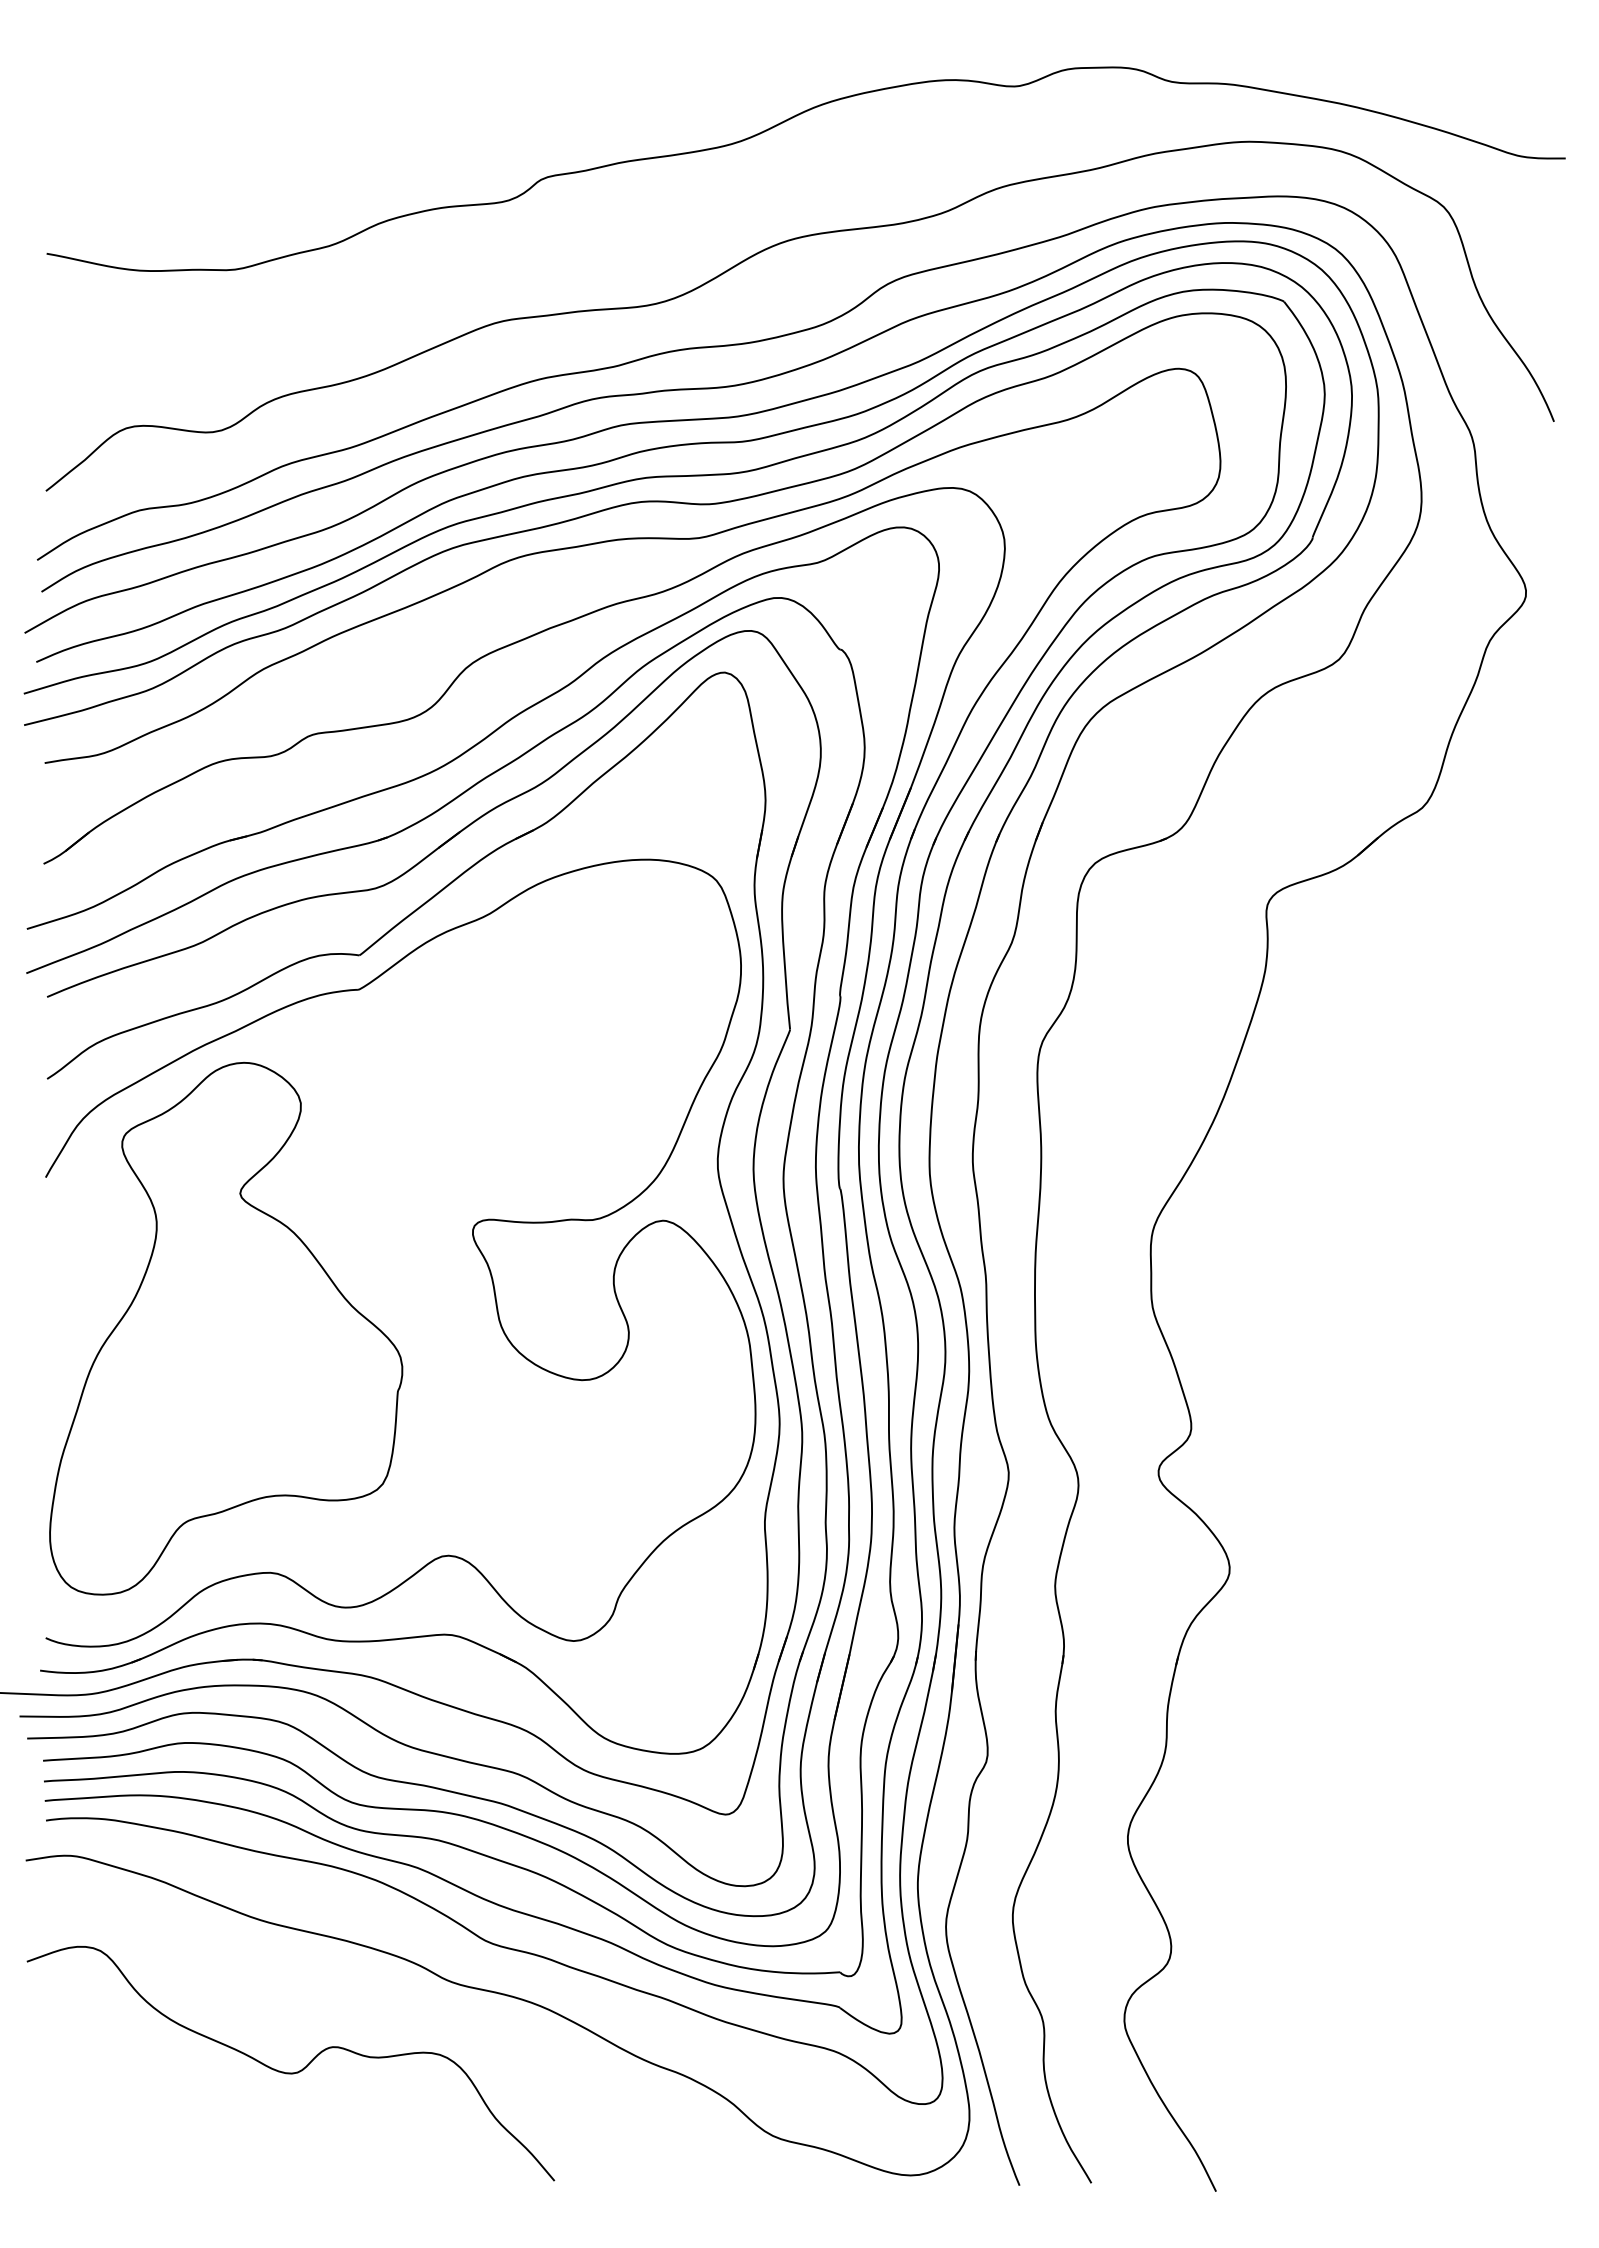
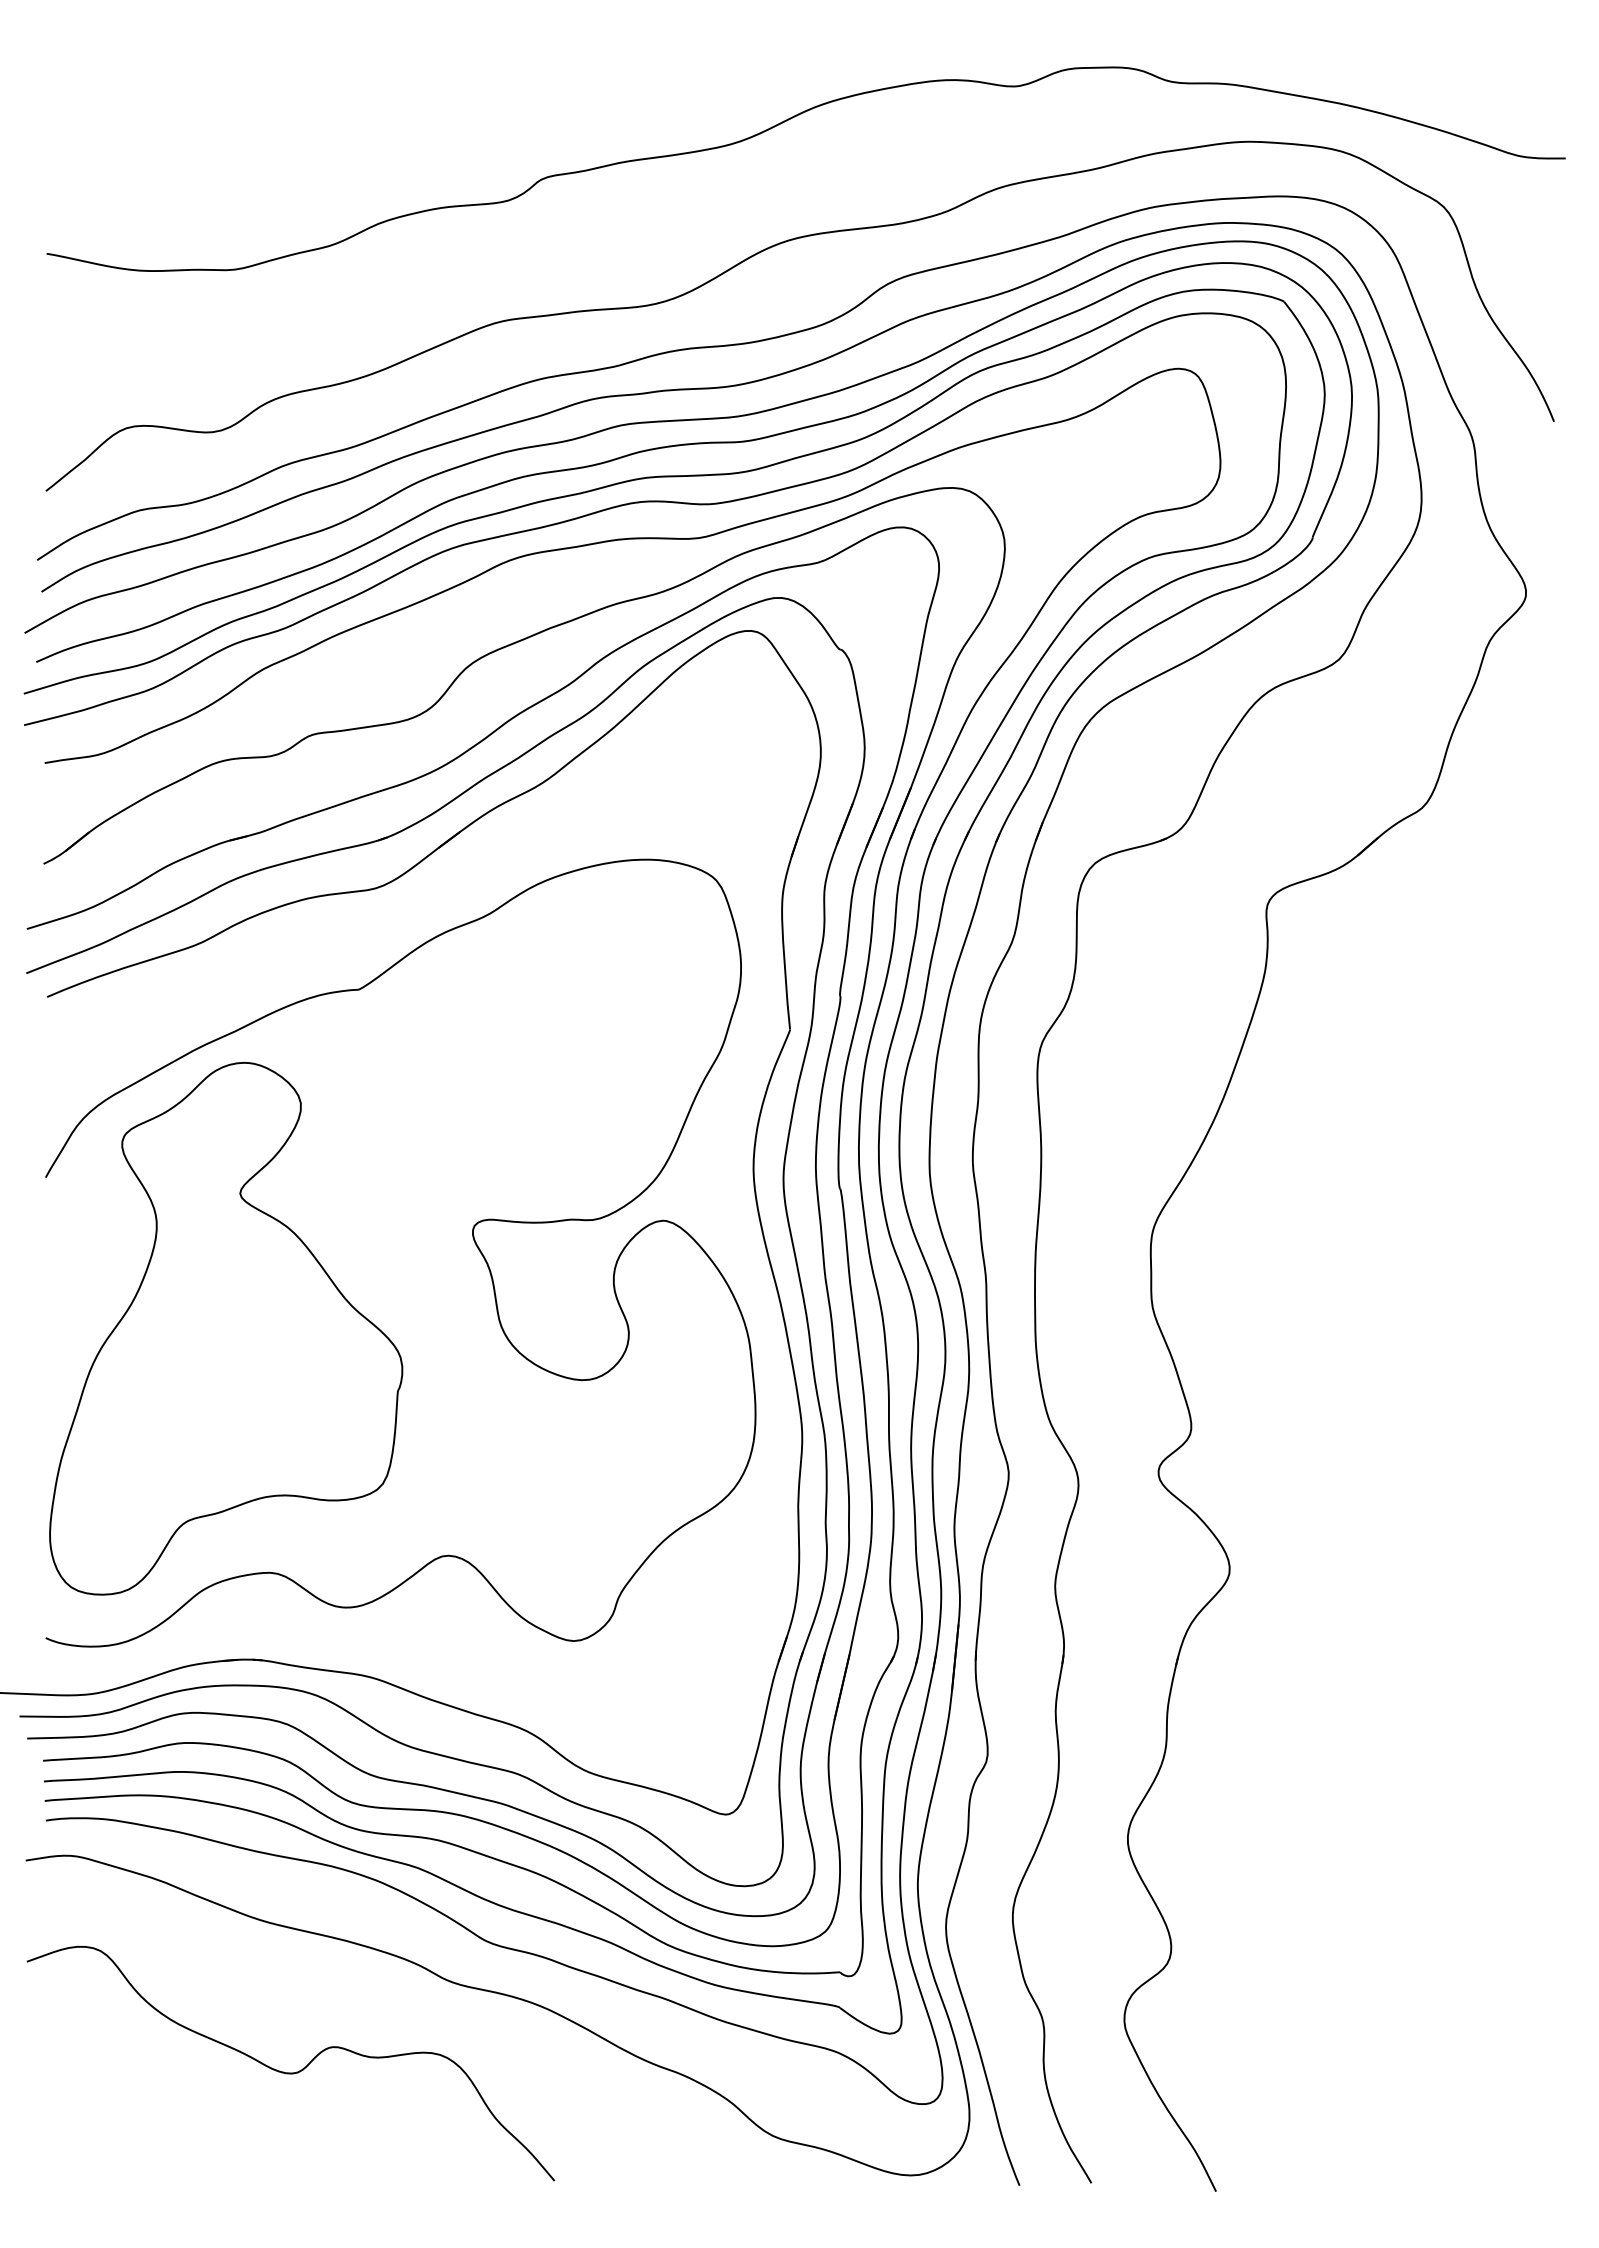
part: present -> none (359, 956)
